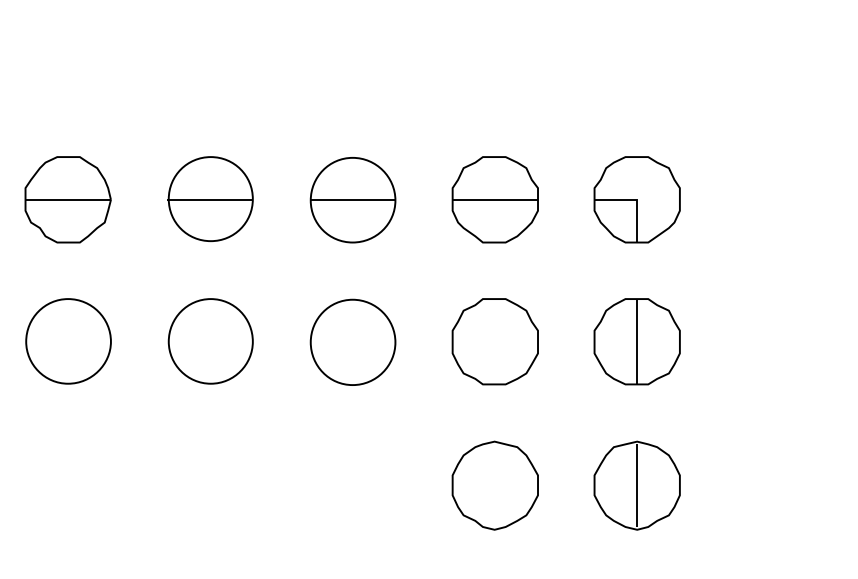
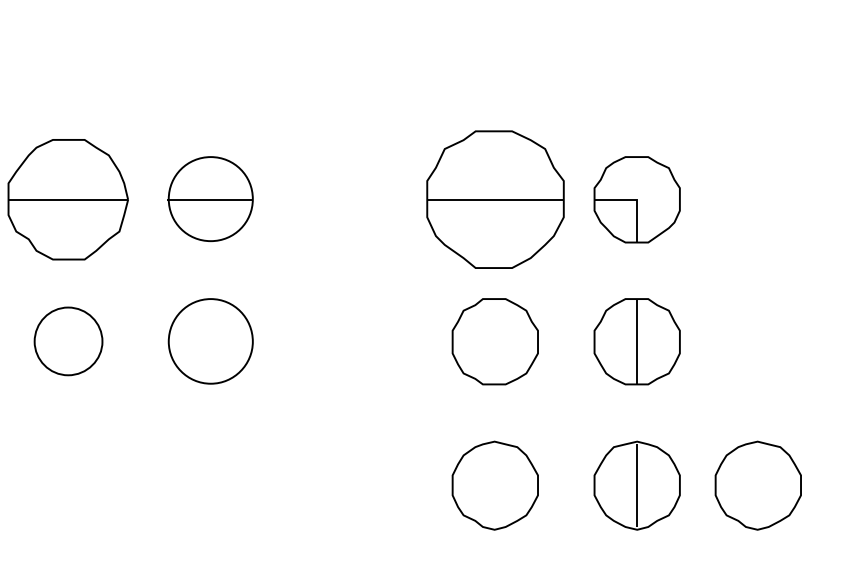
part size: 88x88 px -> 122x122 px (67, 199)
part size: 88x88 px -> 139x139 px (495, 199)
part: present -> none (352, 200)
part size: 87x87 px -> 71x71 px (68, 341)
part: present -> none (352, 341)
part: none -> present (757, 485)
